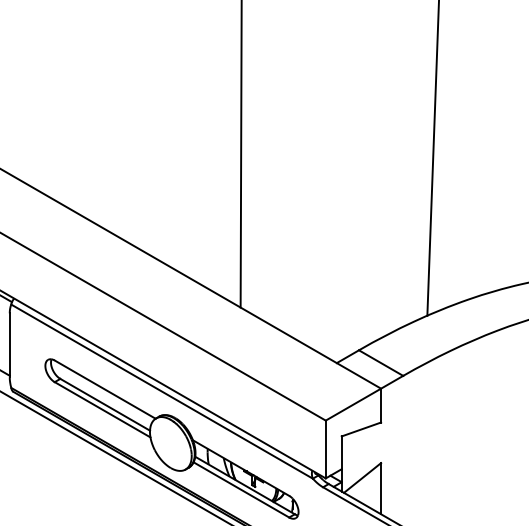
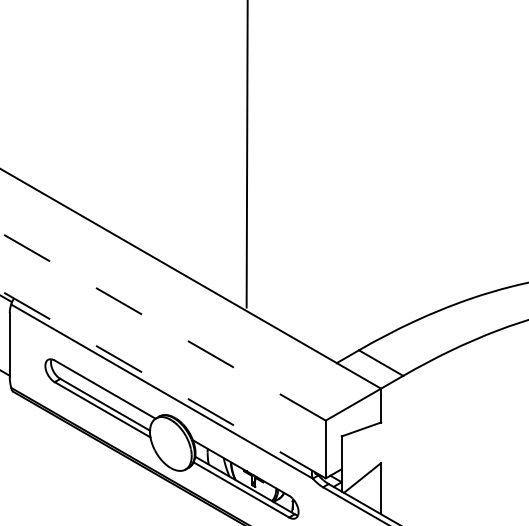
line position: (240, 154) -> (246, 154) (246, 154)
line: present -> none (432, 158)
line: solid -> dashed (163, 326)
line: solid -> dashed (163, 384)
line: present -> none (114, 457)
